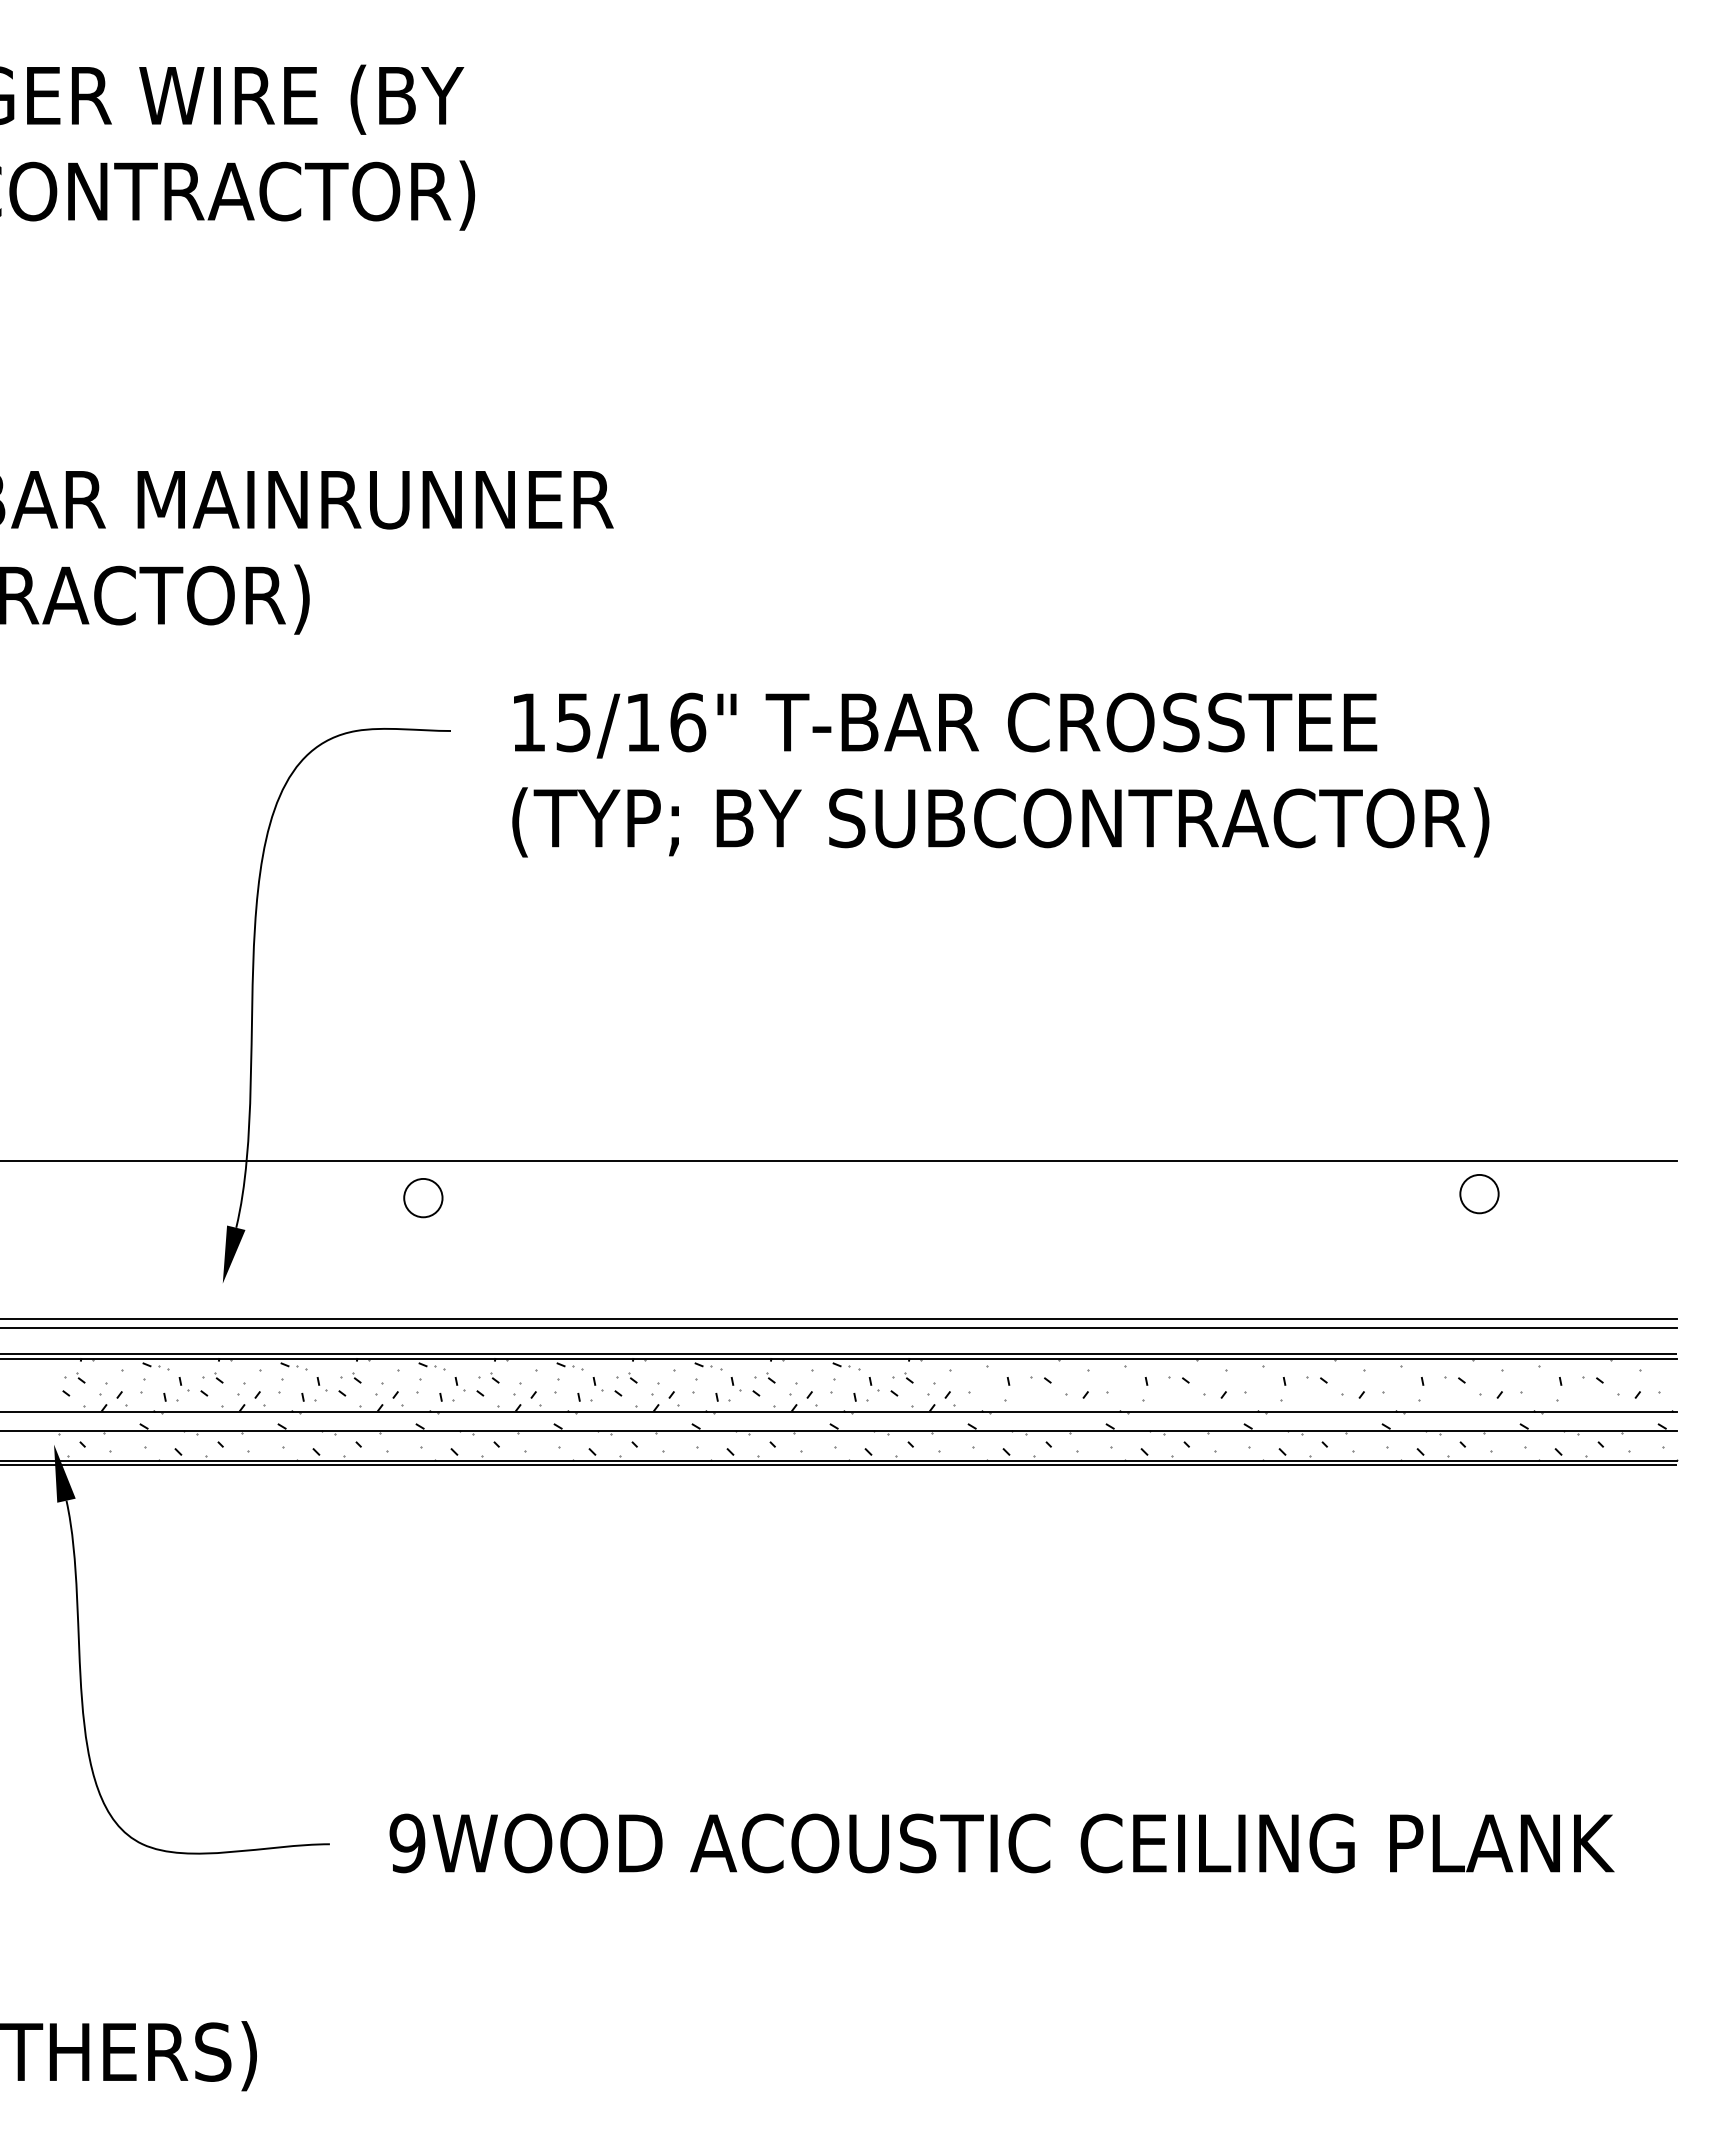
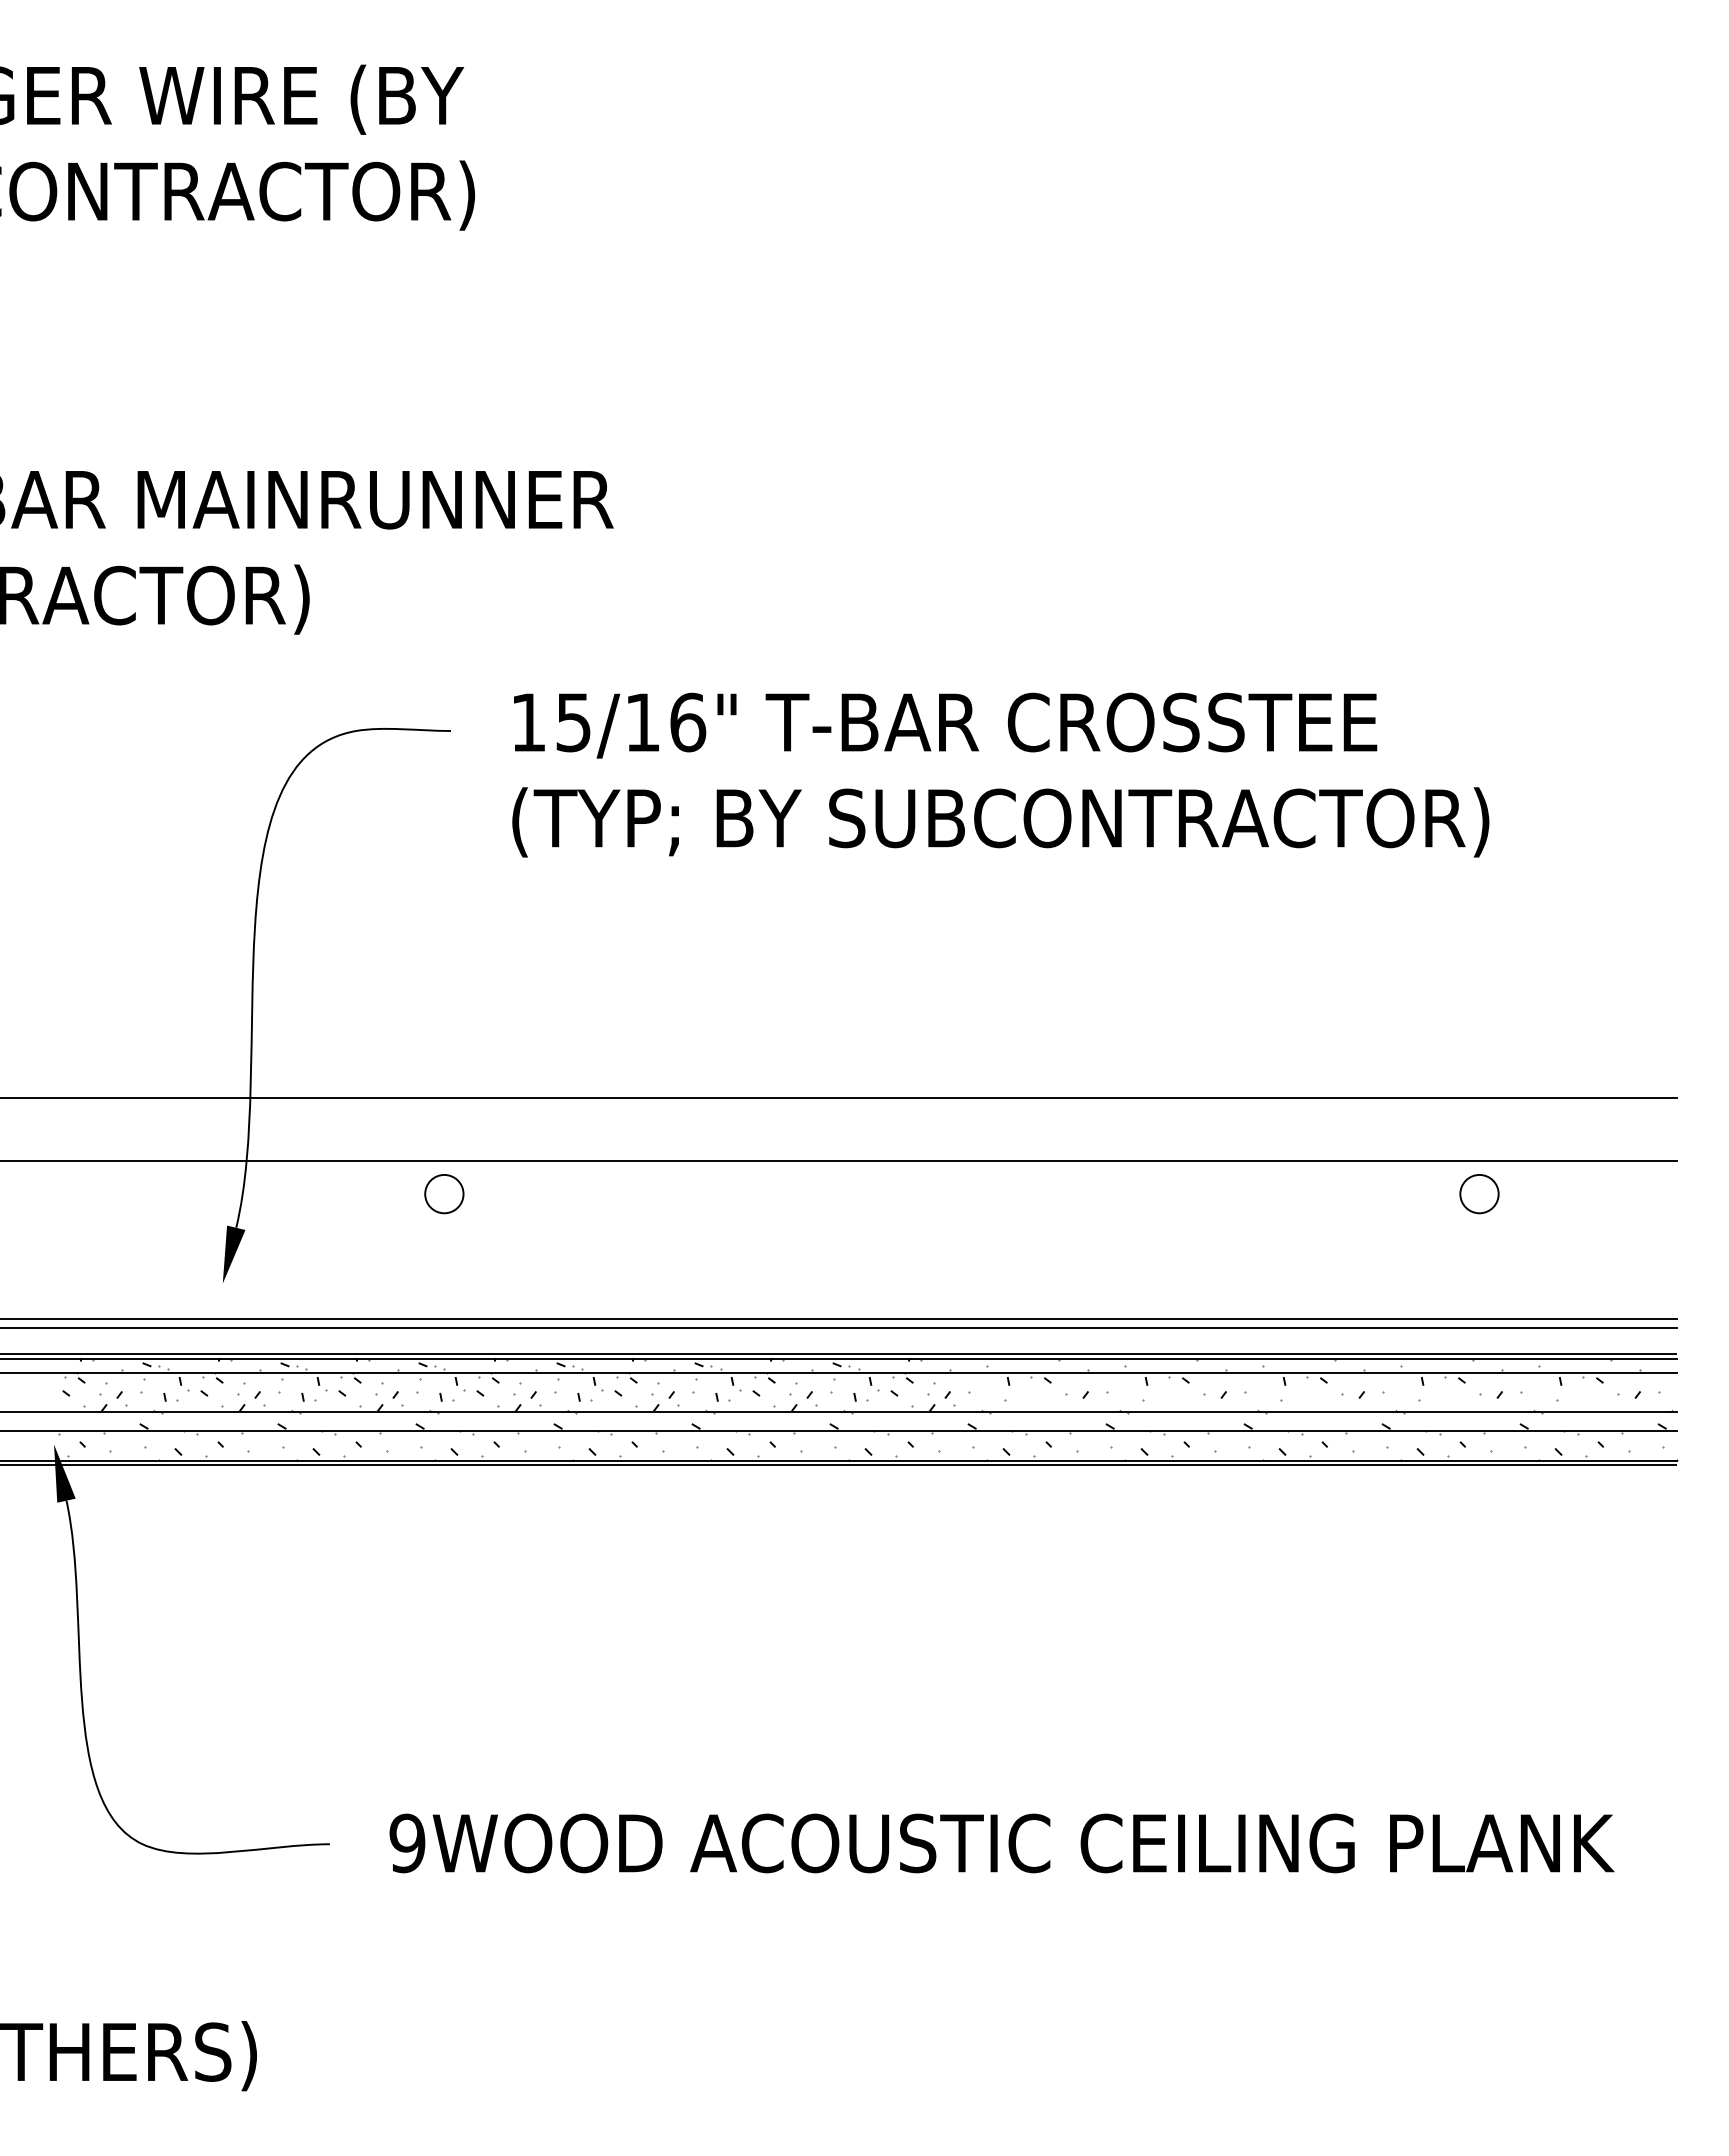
line: none -> present (839, 1098)
circle position: (423, 1198) -> (444, 1194) (444, 1194)
line: none -> present (839, 1373)
